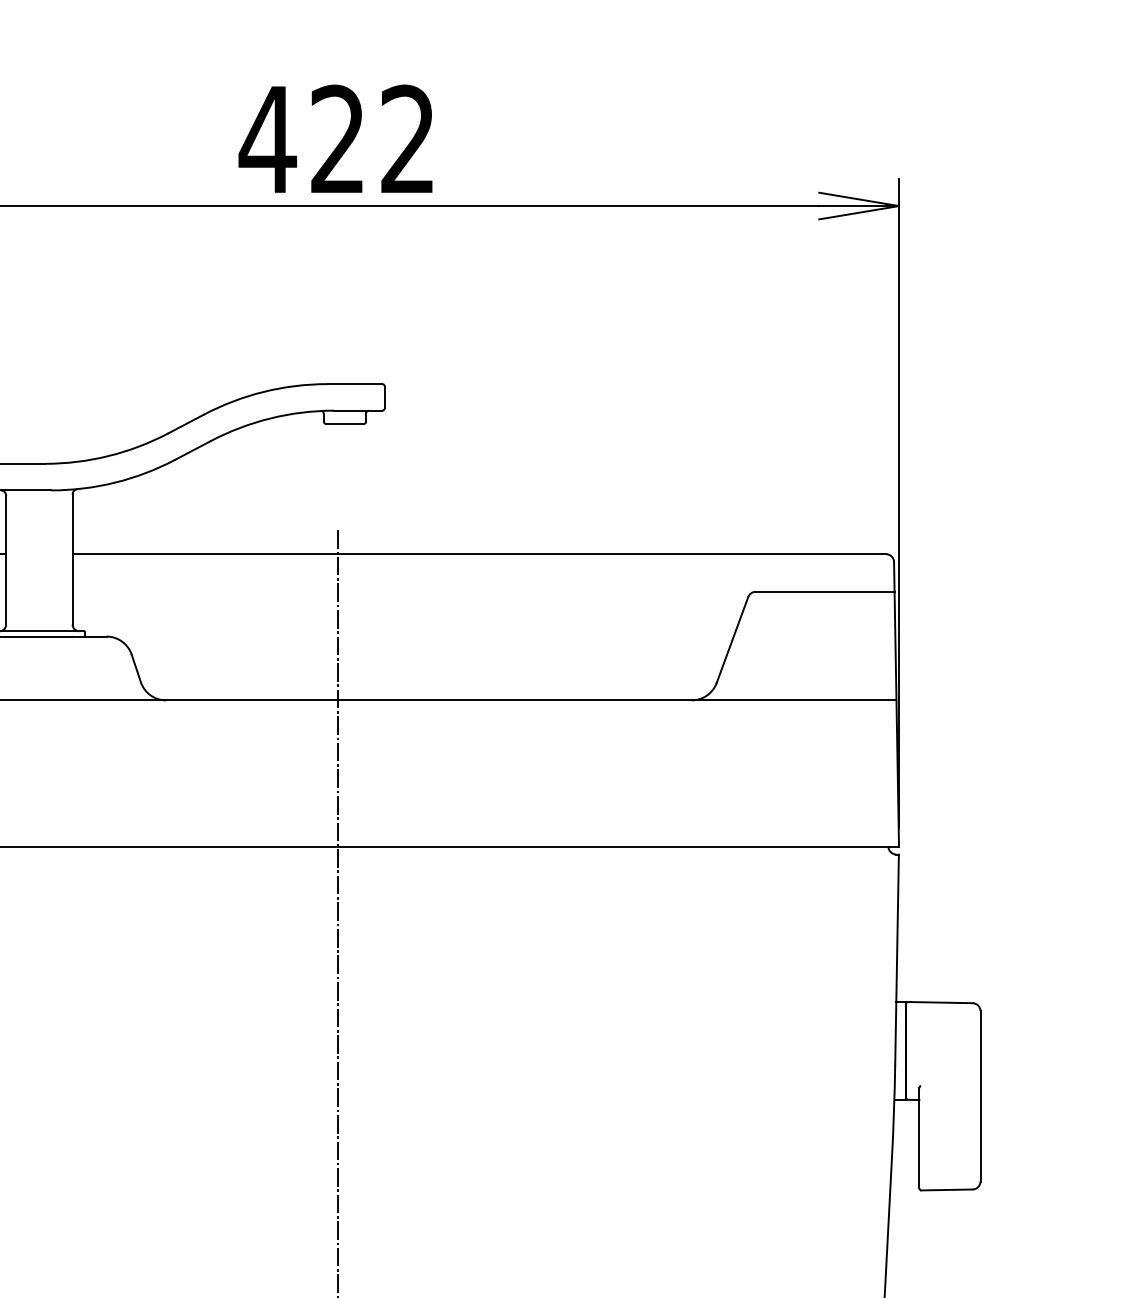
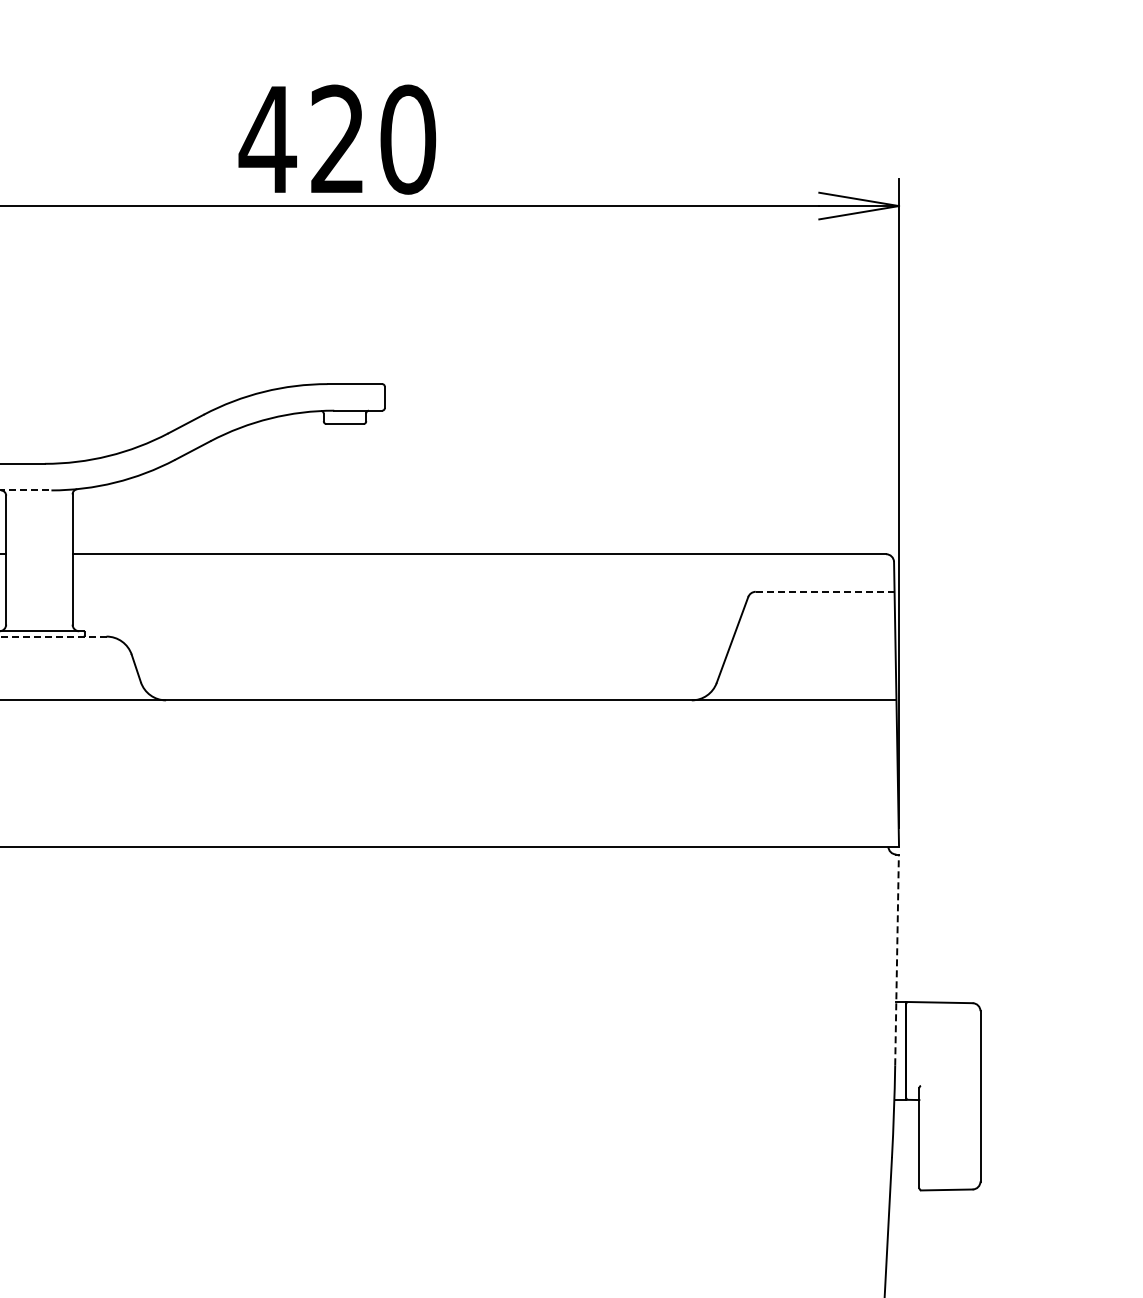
text: 422 -> 420 (408, 139)
line: solid -> dashed (26, 490)
line: solid -> dashed (824, 591)
line: solid -> dashed (53, 636)
line: present -> none (338, 912)
line: solid -> dashed (897, 959)
